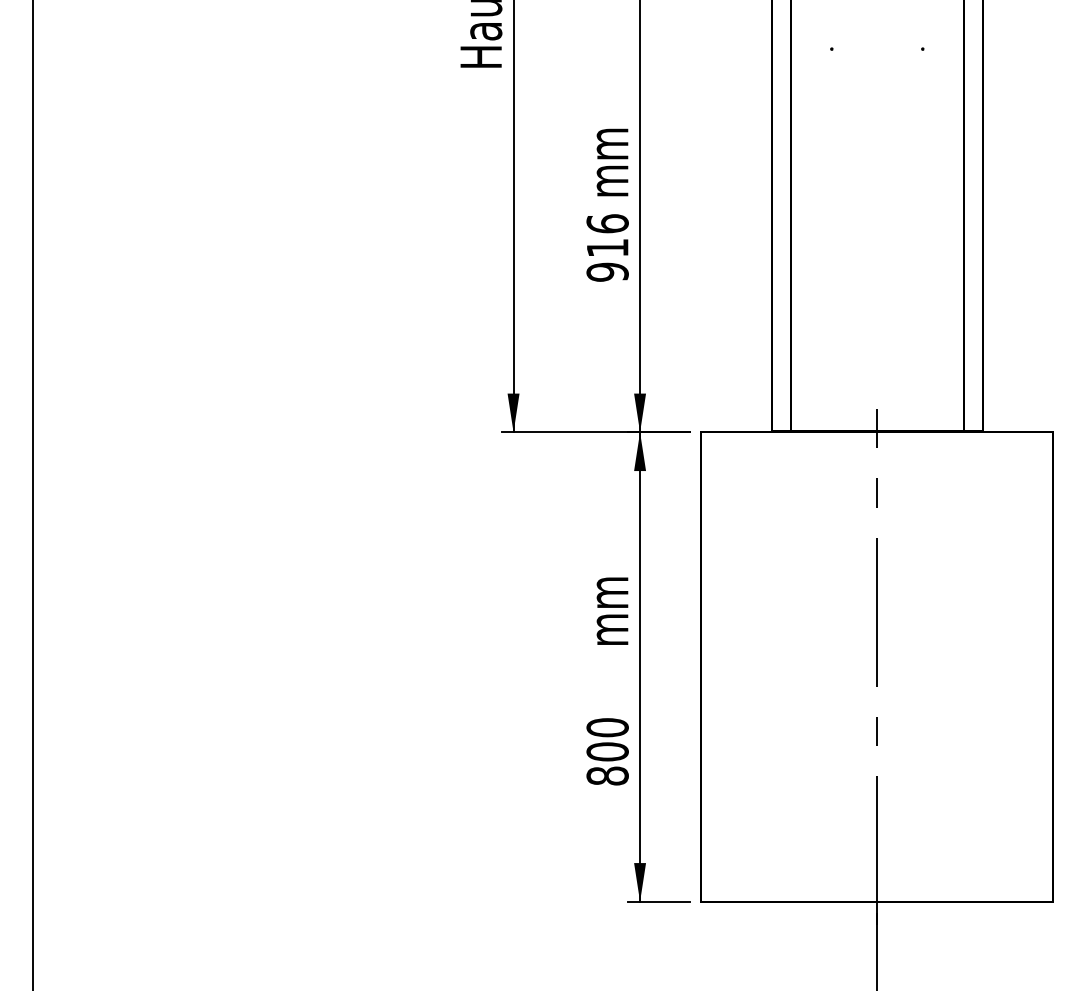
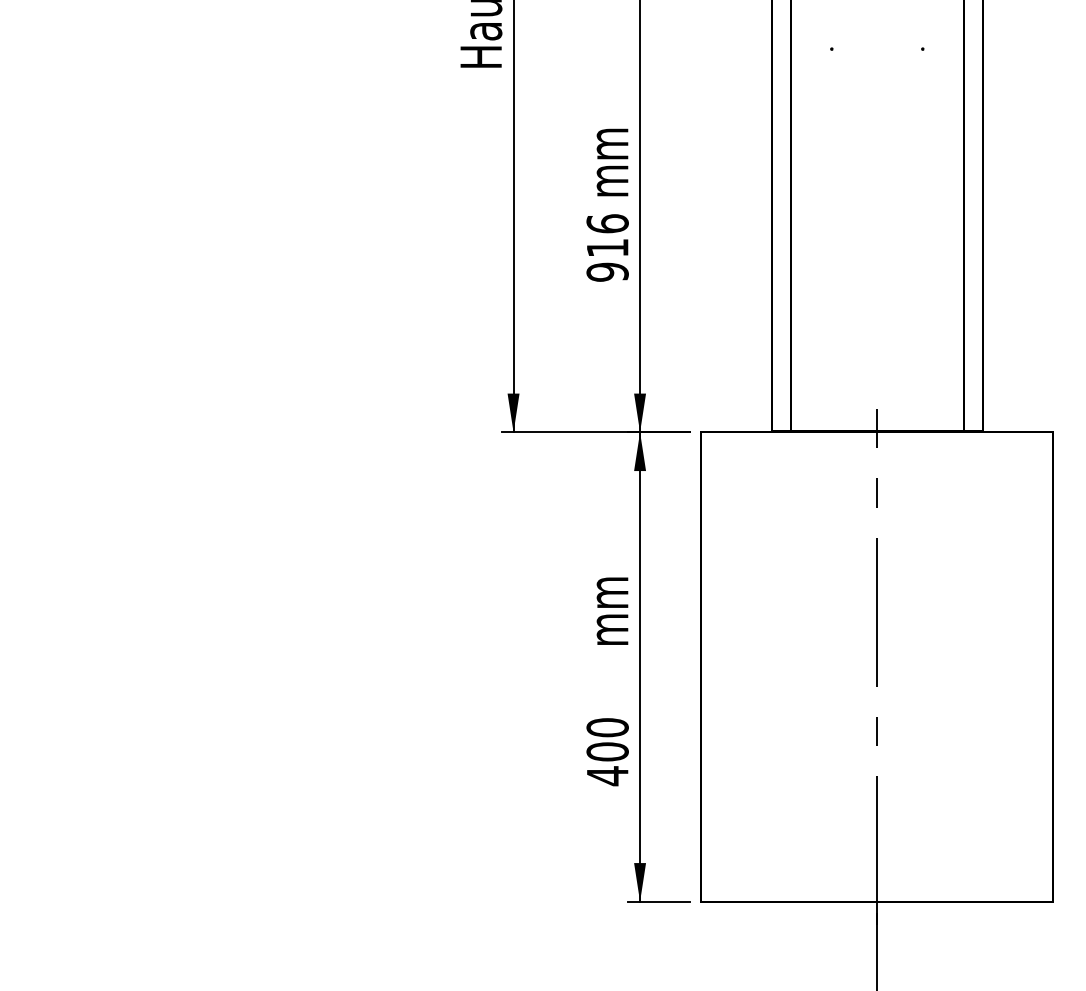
line: present -> none (32, 494)
text: 800 -> 400 (607, 776)
